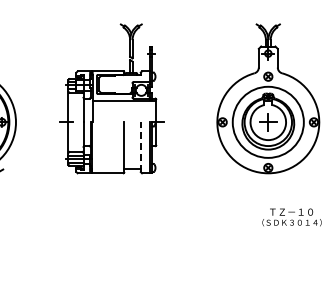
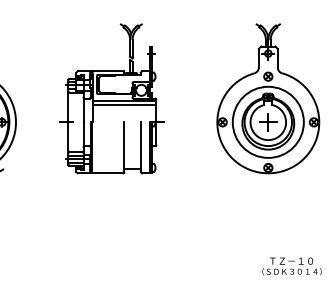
line: none -> present (124, 104)
line: dashed -> solid (140, 147)
text position: (291, 217) -> (291, 266) (291, 266)
